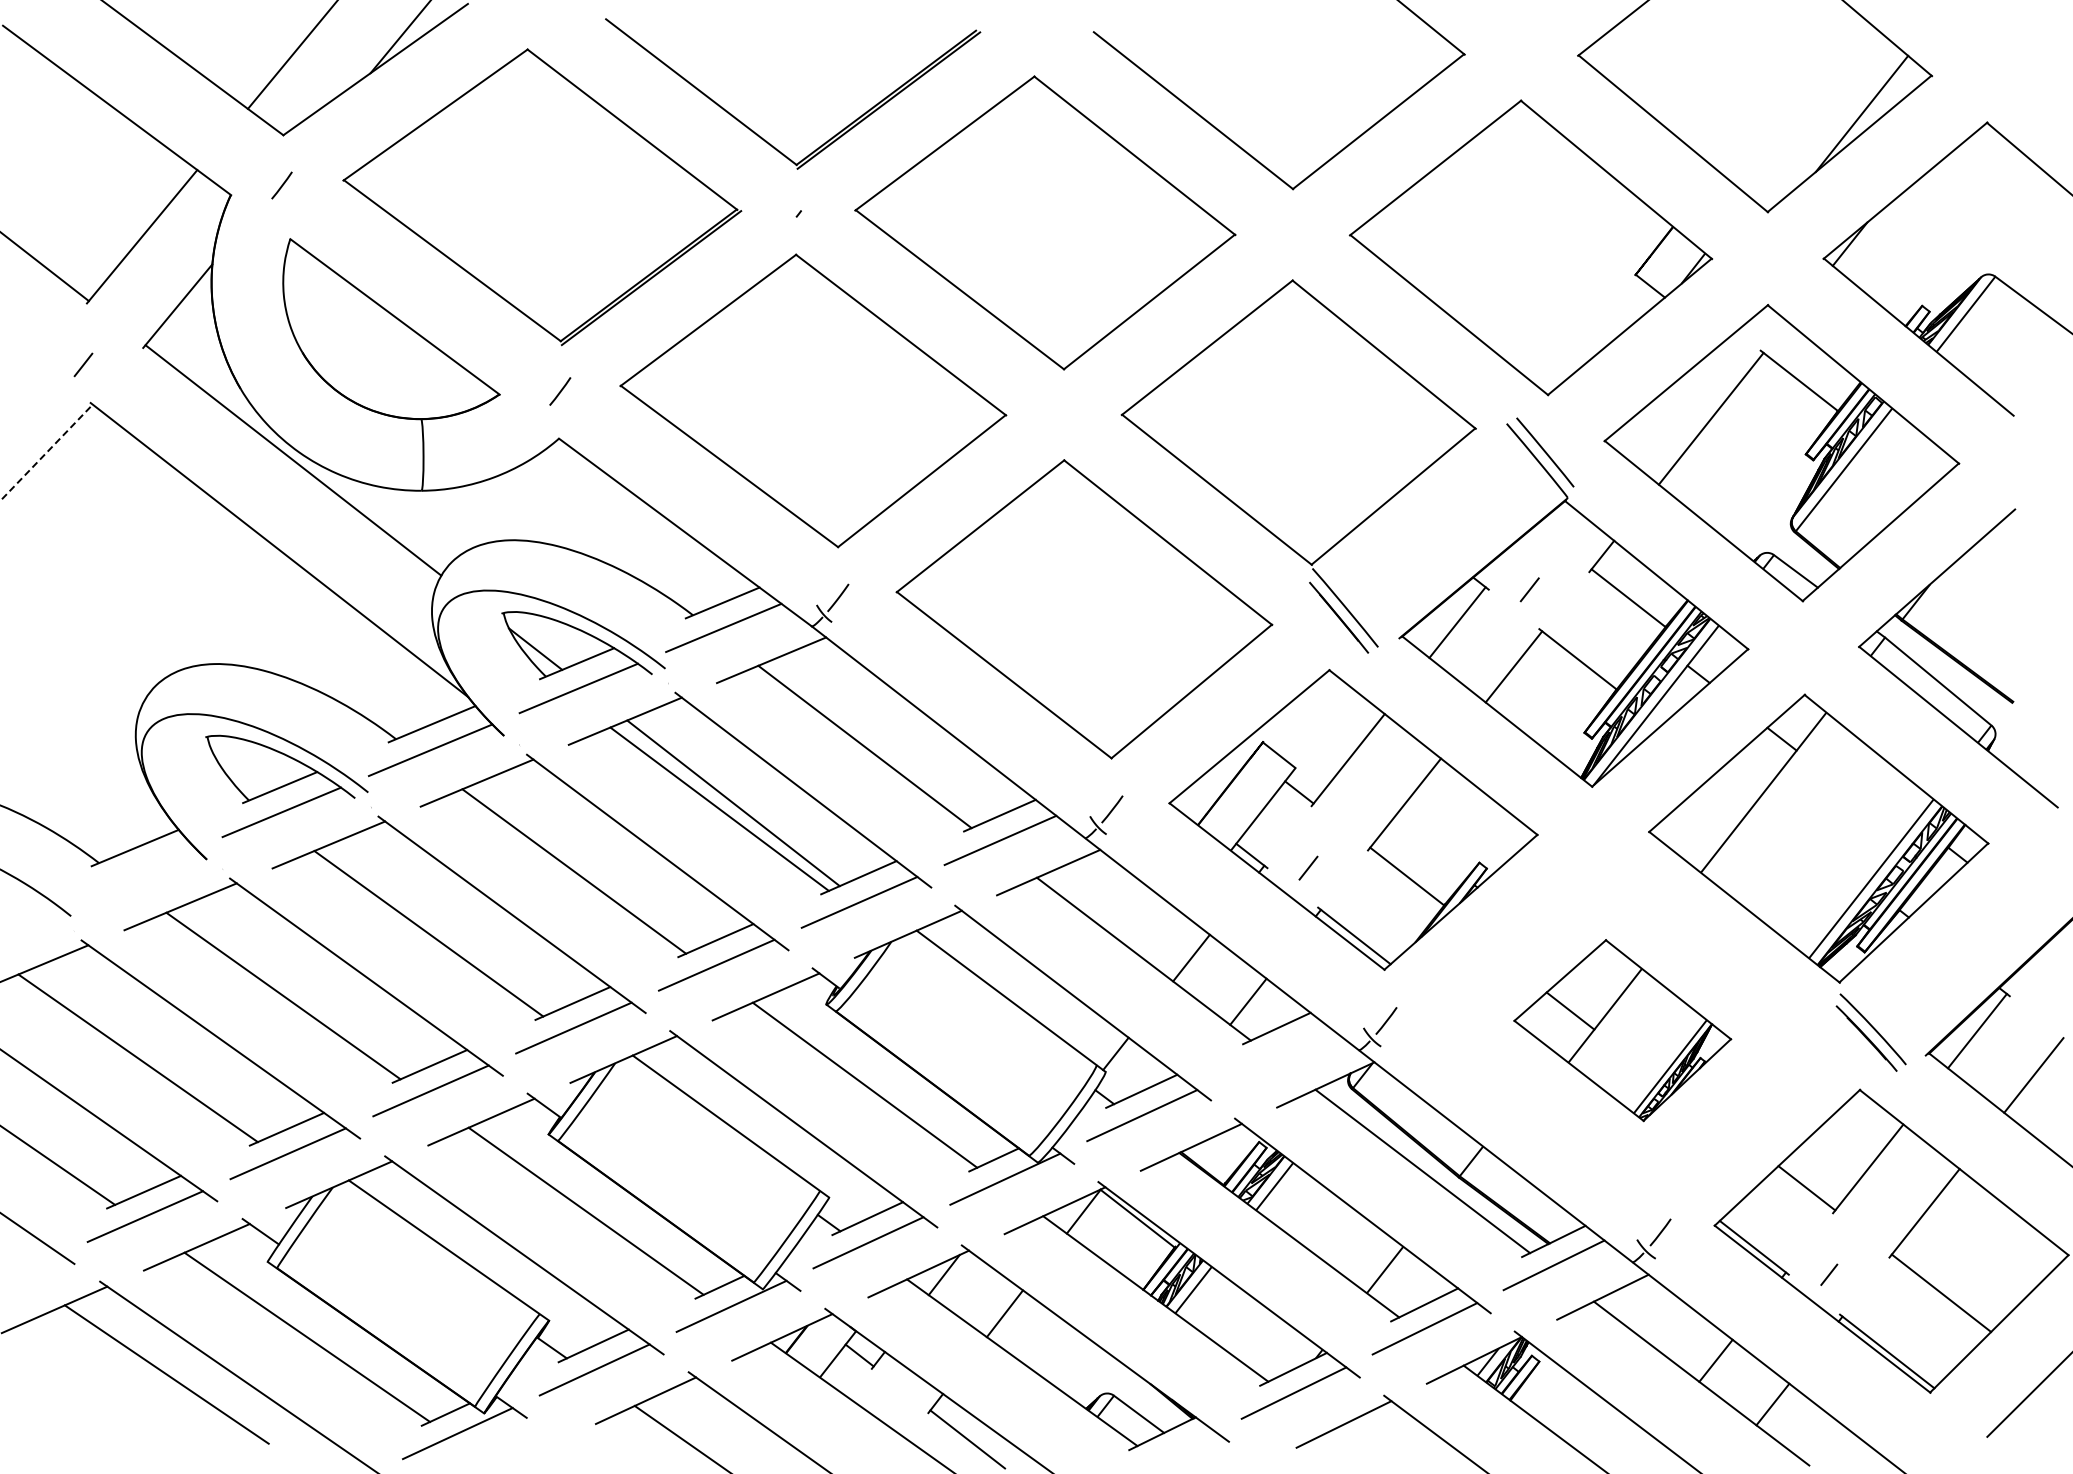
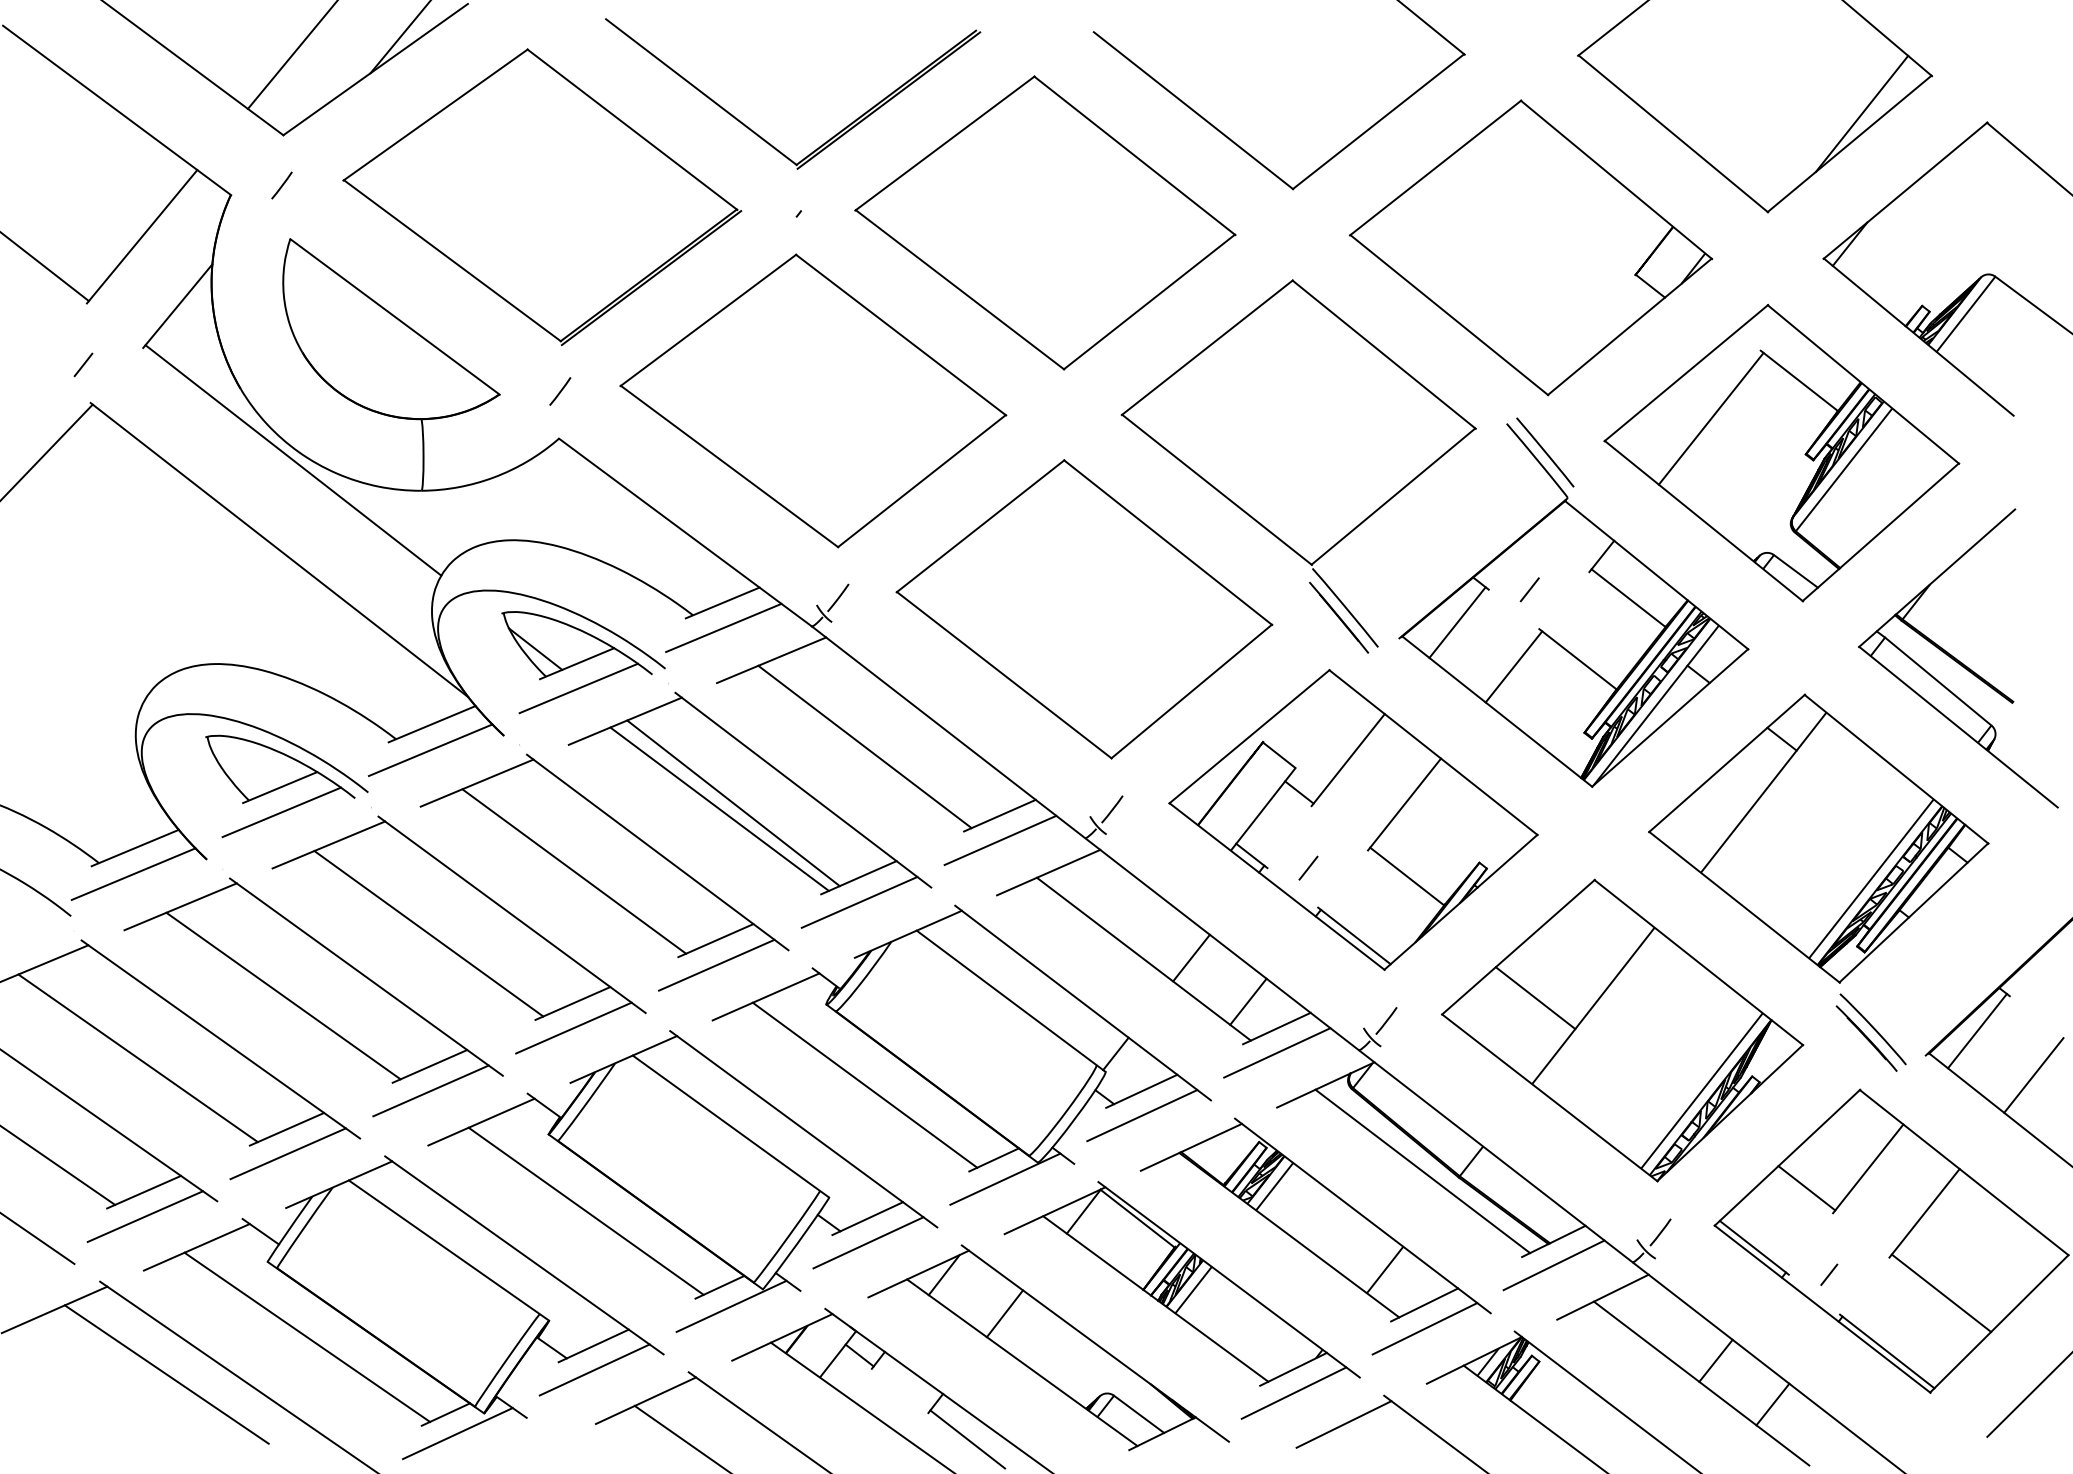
line: dashed -> solid (46, 452)
line: none -> present (133, 873)
part size: 220x184 px -> 364x305 px (1622, 1030)
line: none -> present (1277, 1052)
